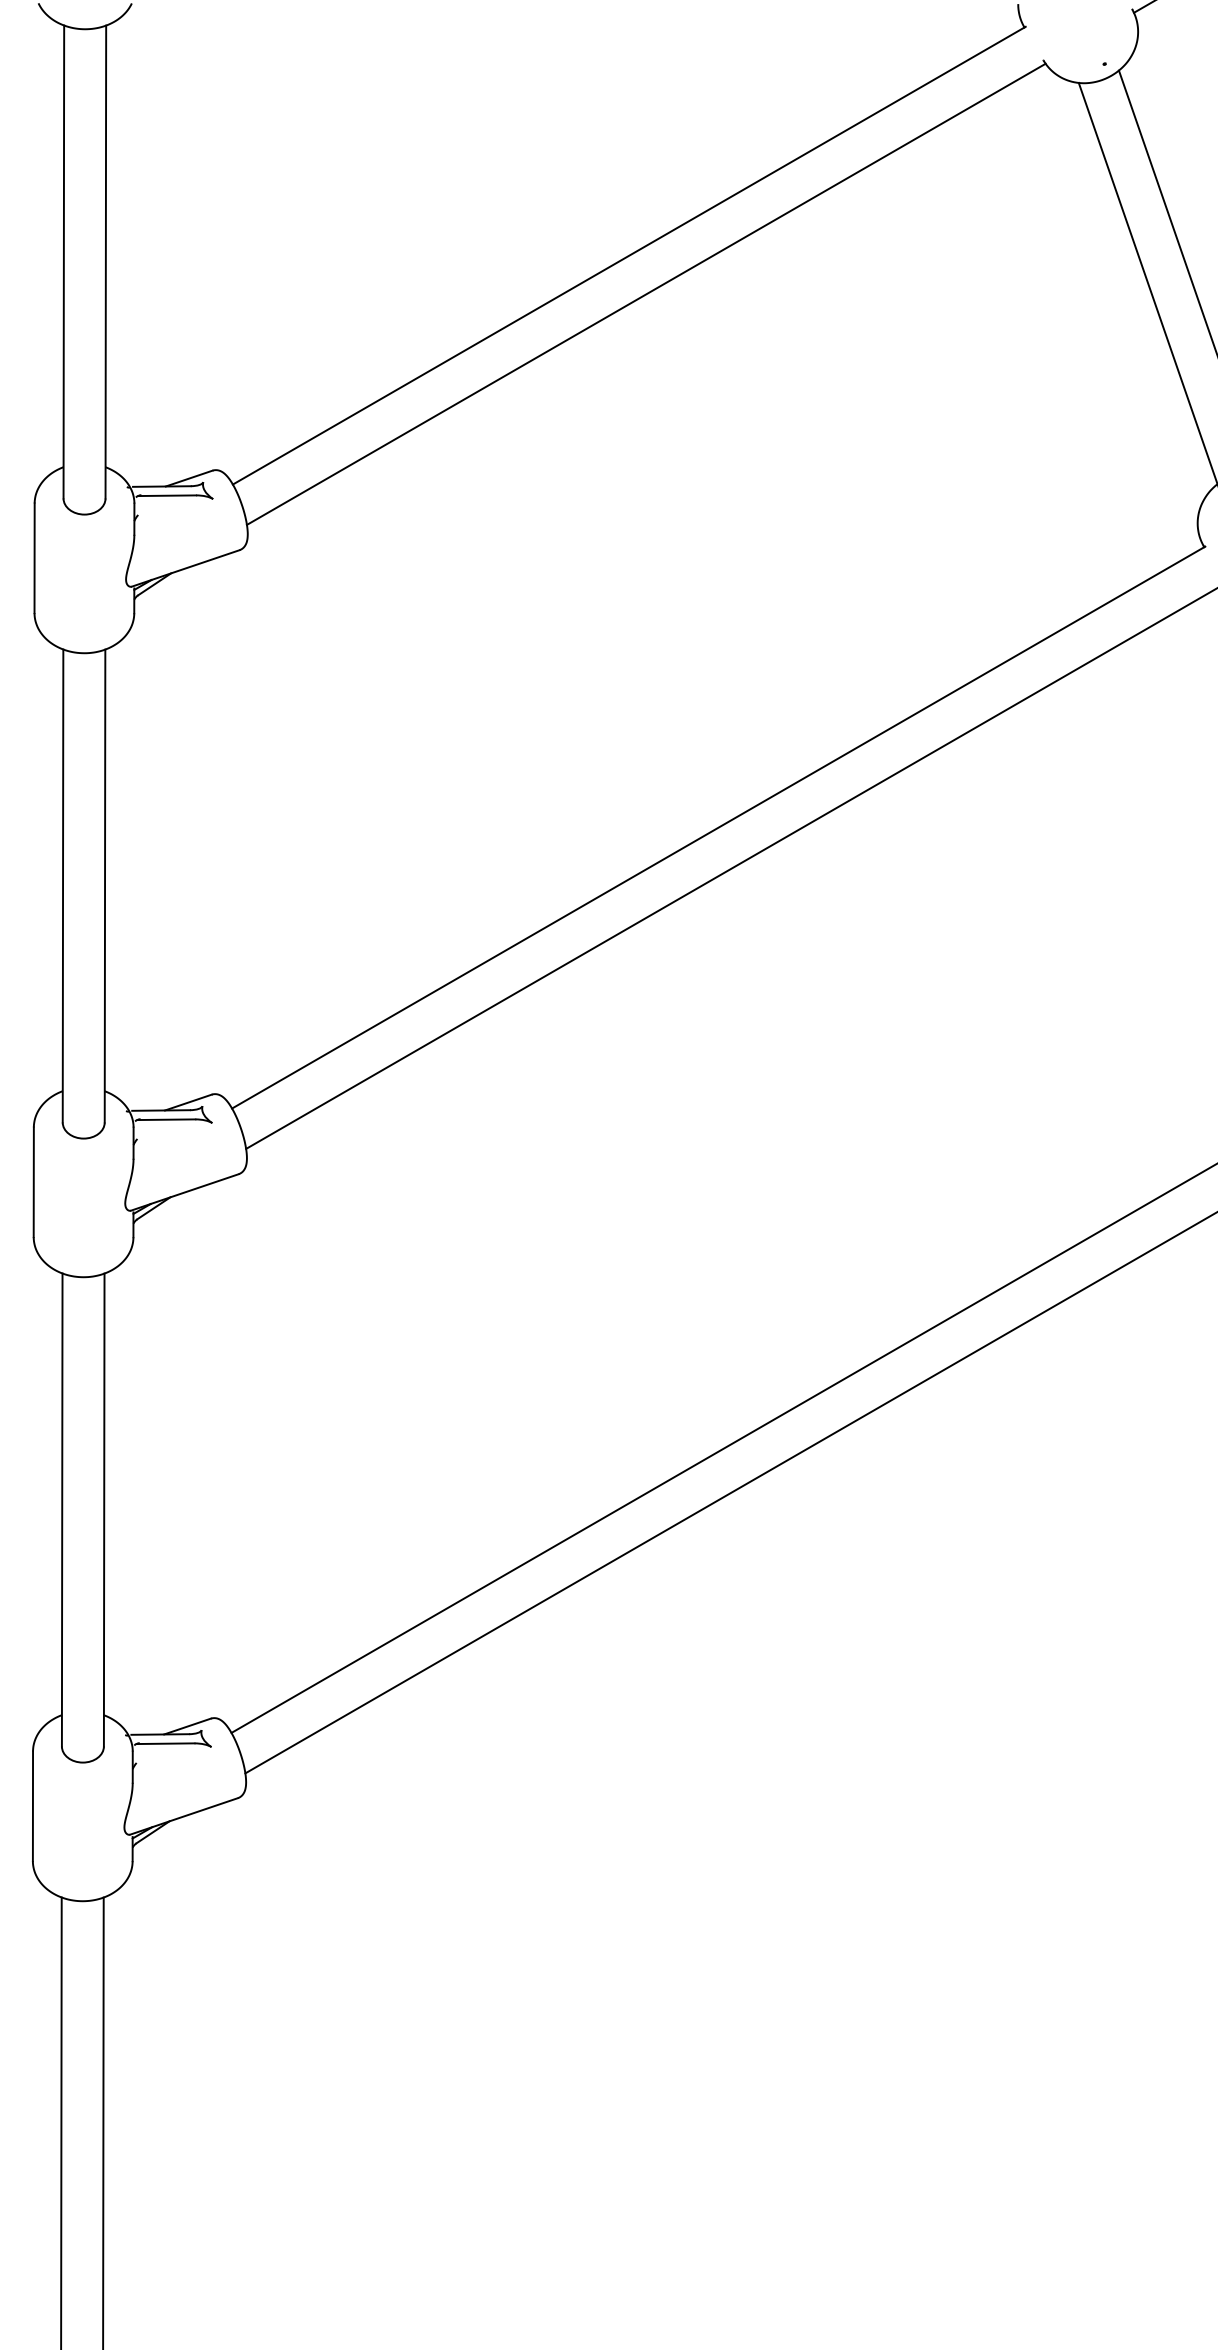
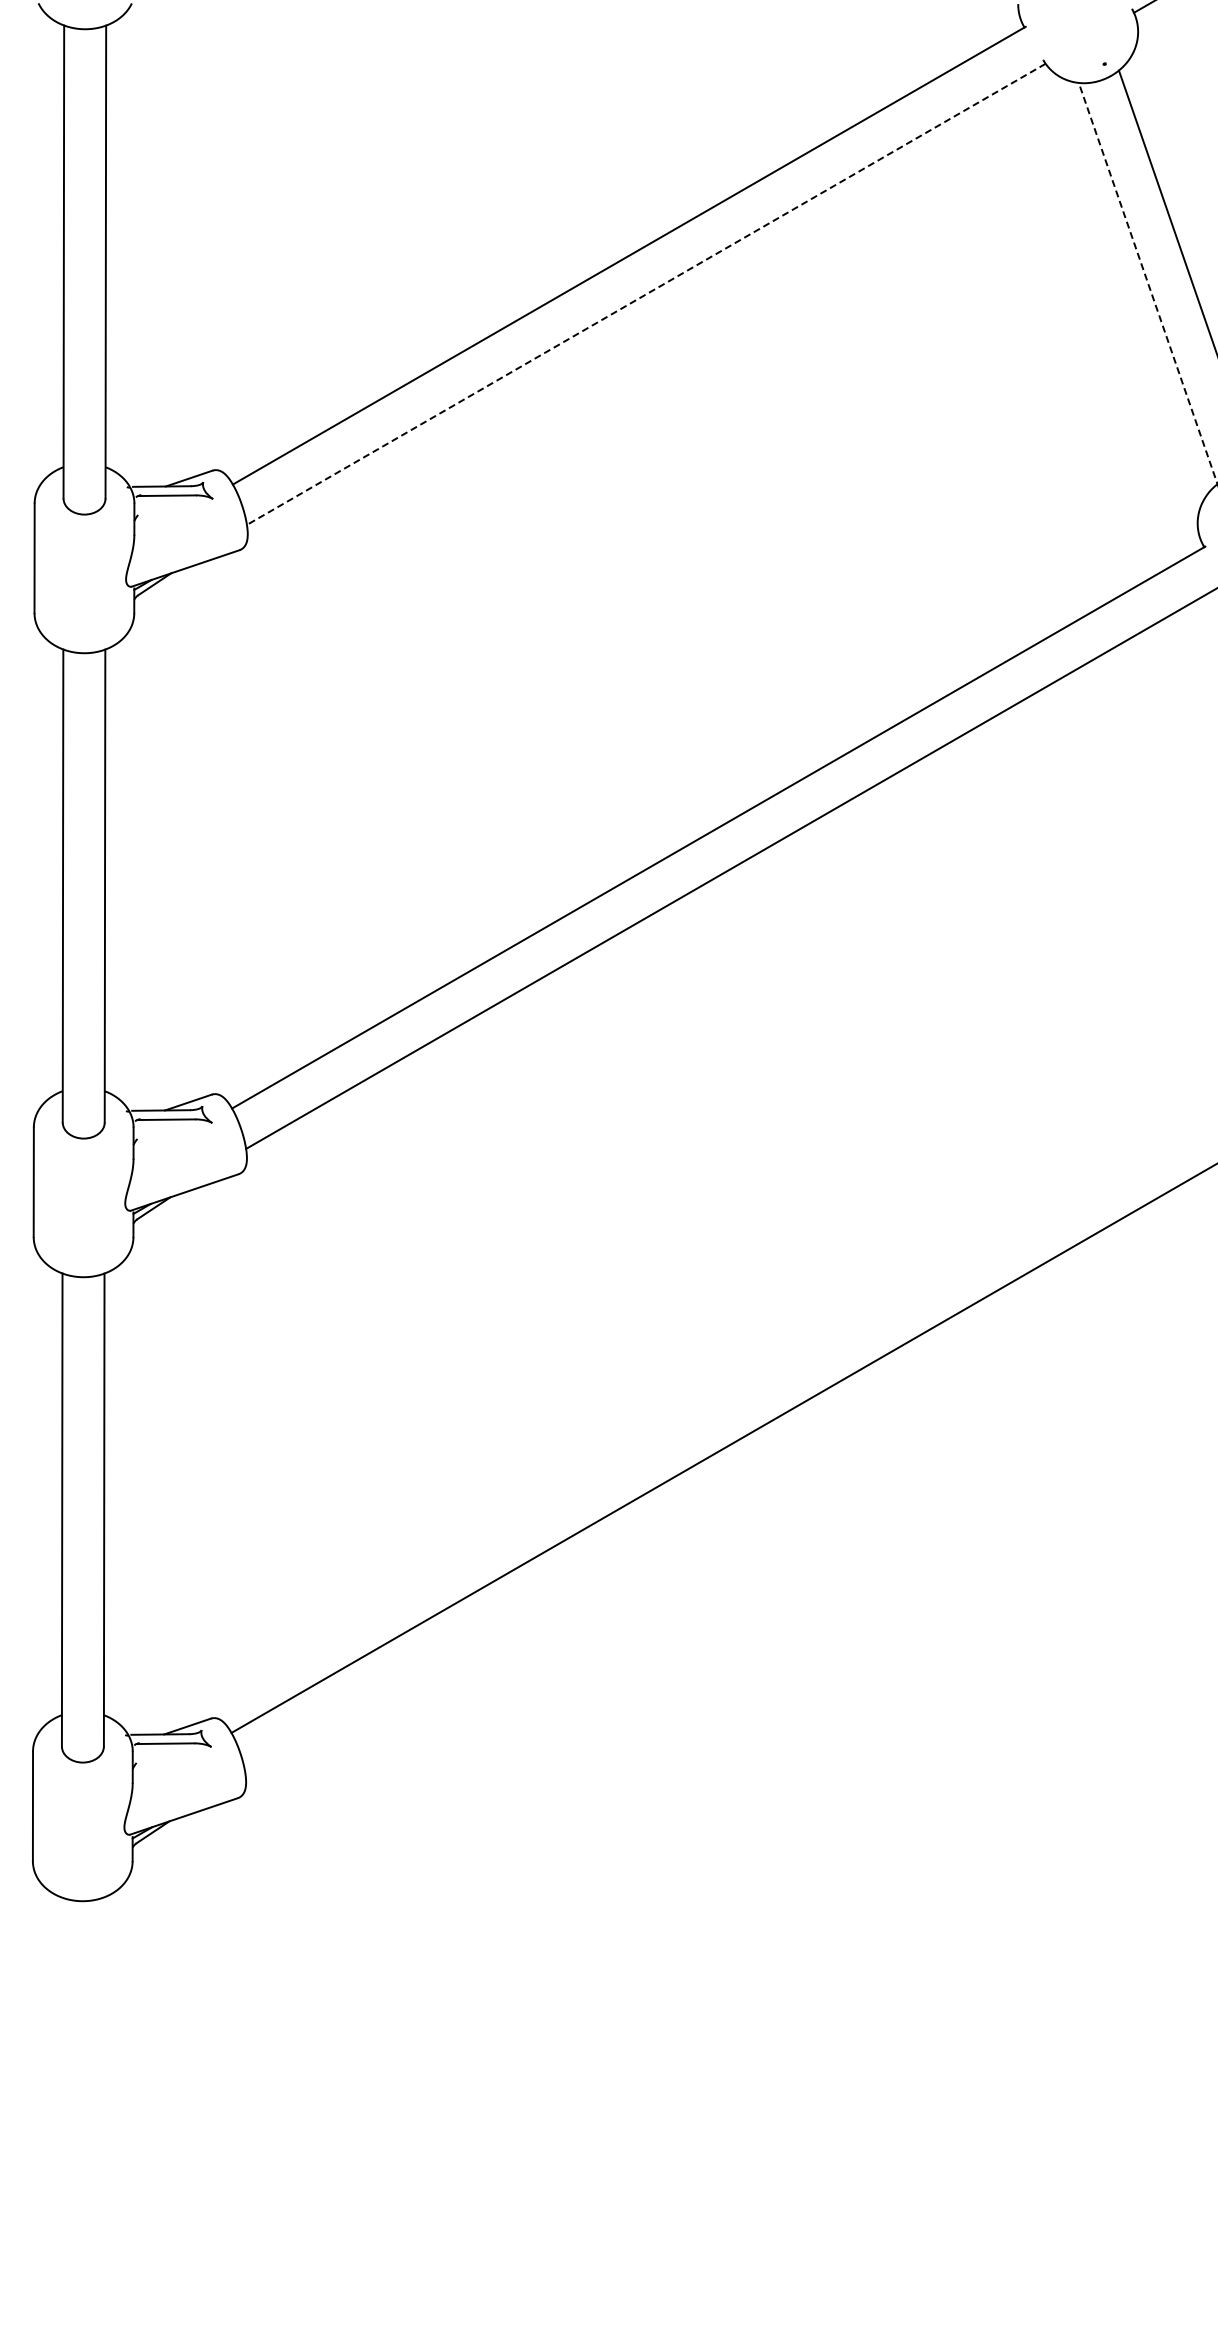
line: solid -> dashed (1148, 284)
line: solid -> dashed (645, 294)
line: present -> none (729, 1493)
line: present -> none (61, 2121)
line: present -> none (103, 2121)
